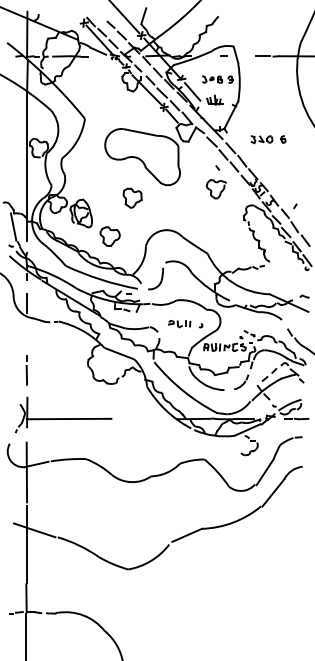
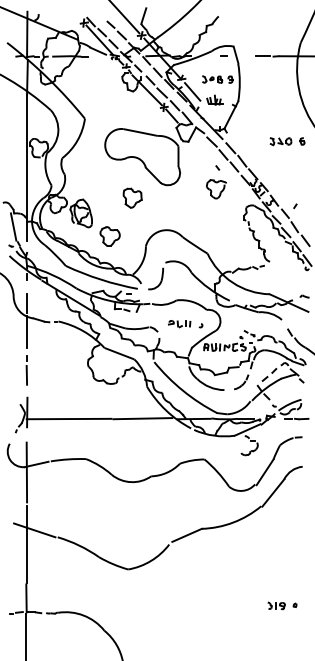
part position: (268, 139) -> (287, 141) (287, 141)
line: none -> present (27, 331)
line: none -> present (142, 418)
part: none -> present (282, 605)
